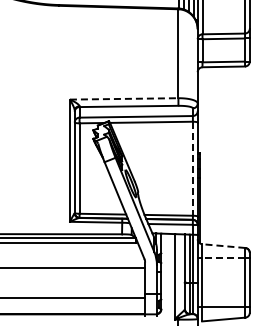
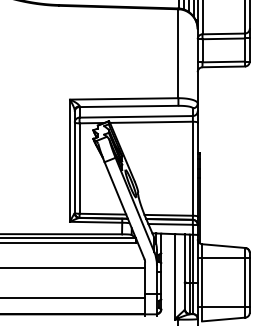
line: dashed -> solid (124, 98)
line: dashed -> solid (192, 169)
line: dashed -> solid (223, 246)
line: dashed -> solid (223, 258)
